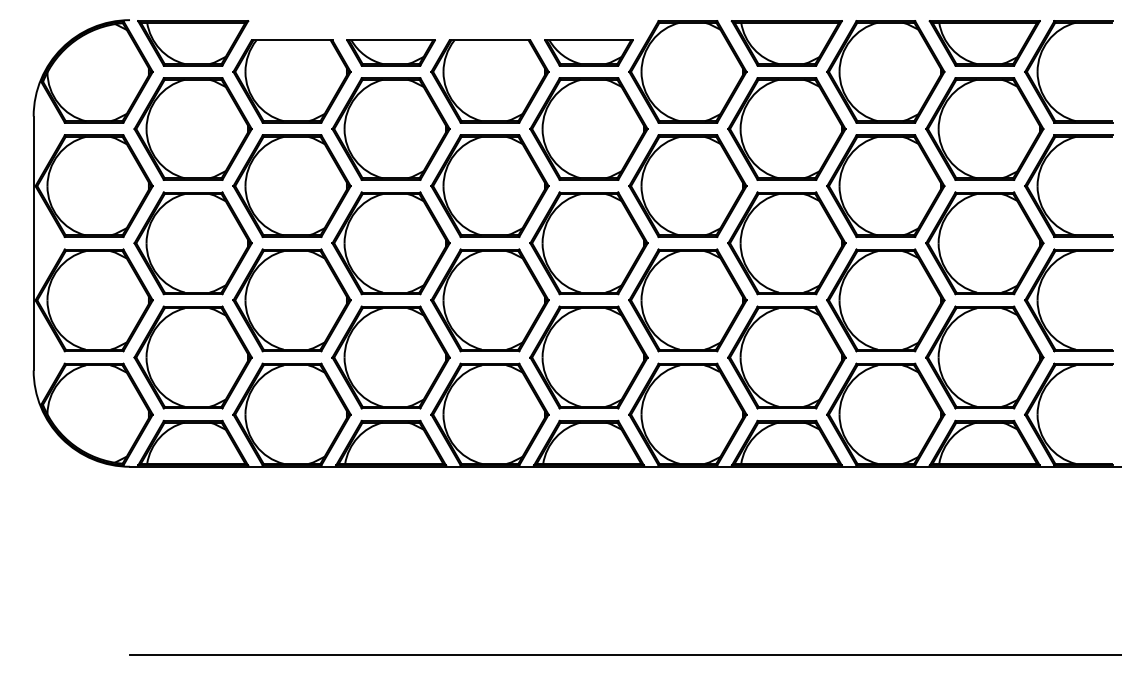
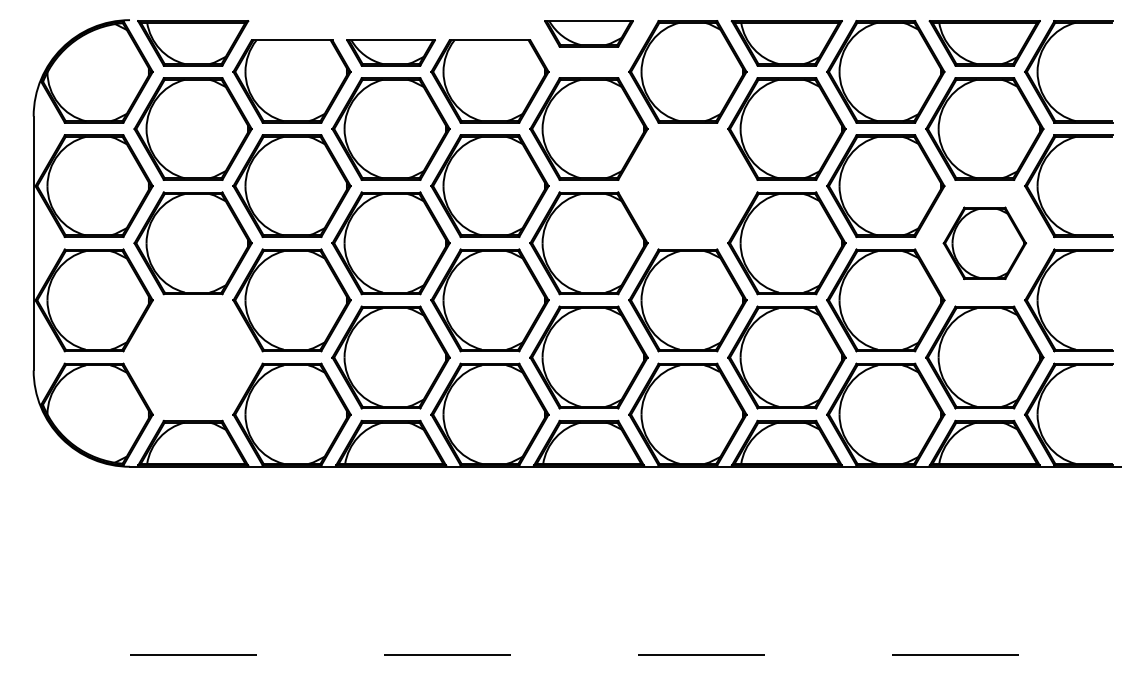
part position: (588, 52) -> (588, 33) (588, 33)
part: present -> none (687, 186)
part size: 120x105 px -> 86x74 px (984, 242)
part: present -> none (192, 357)
line: solid -> dashed (625, 654)
